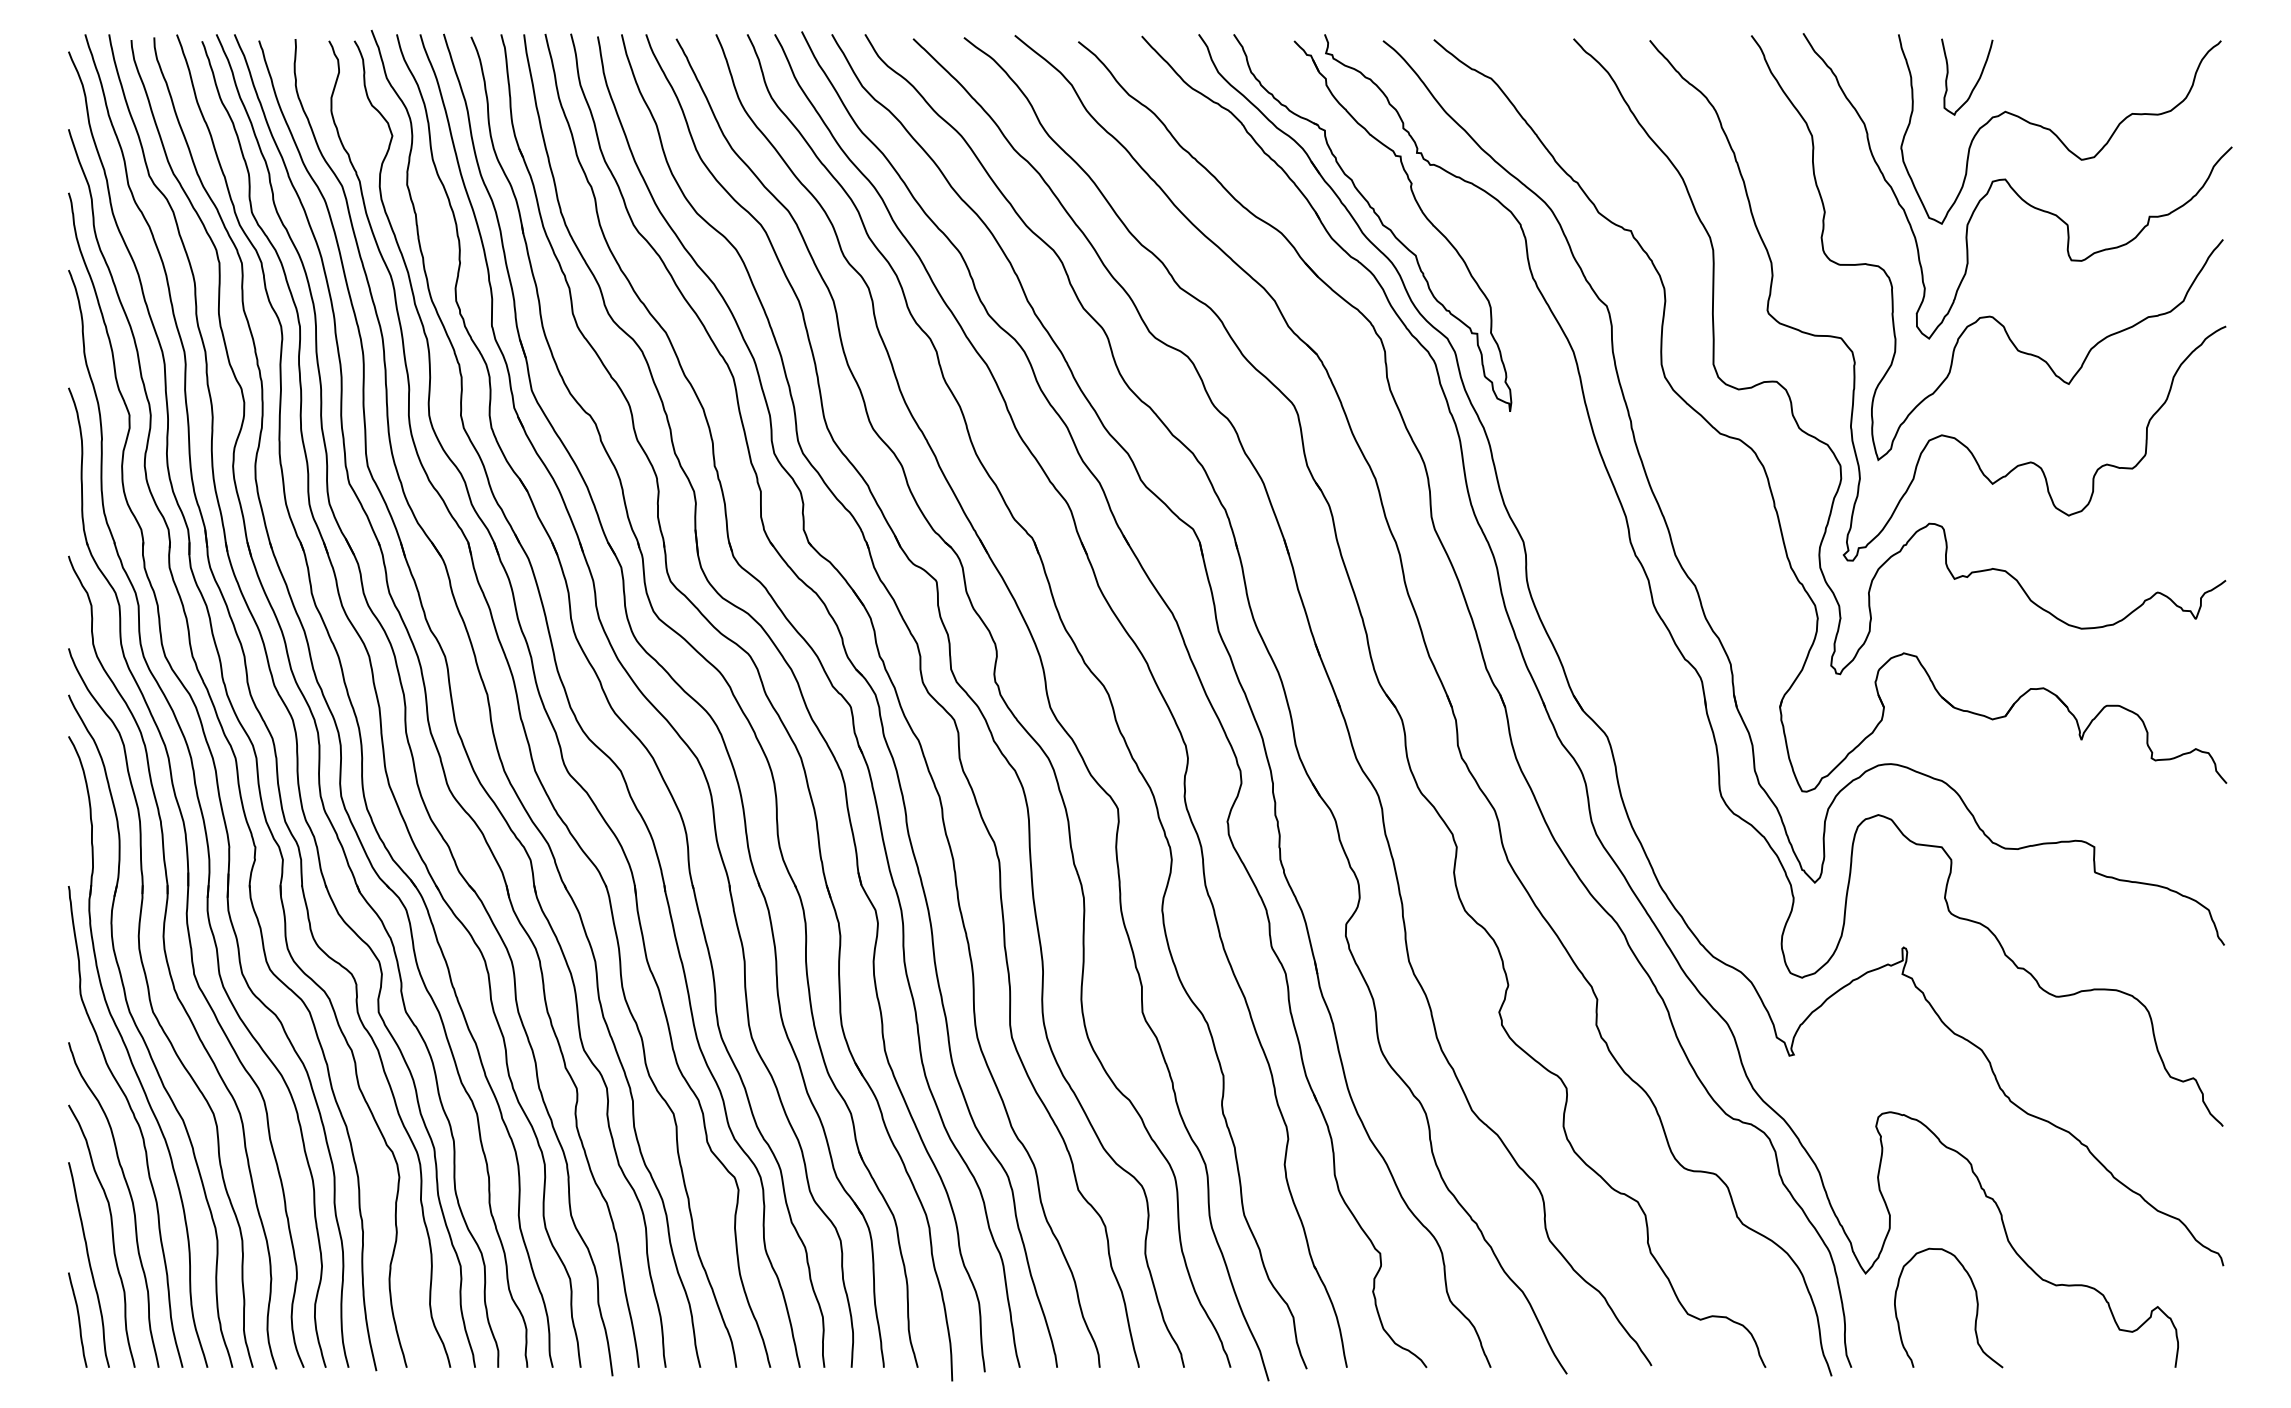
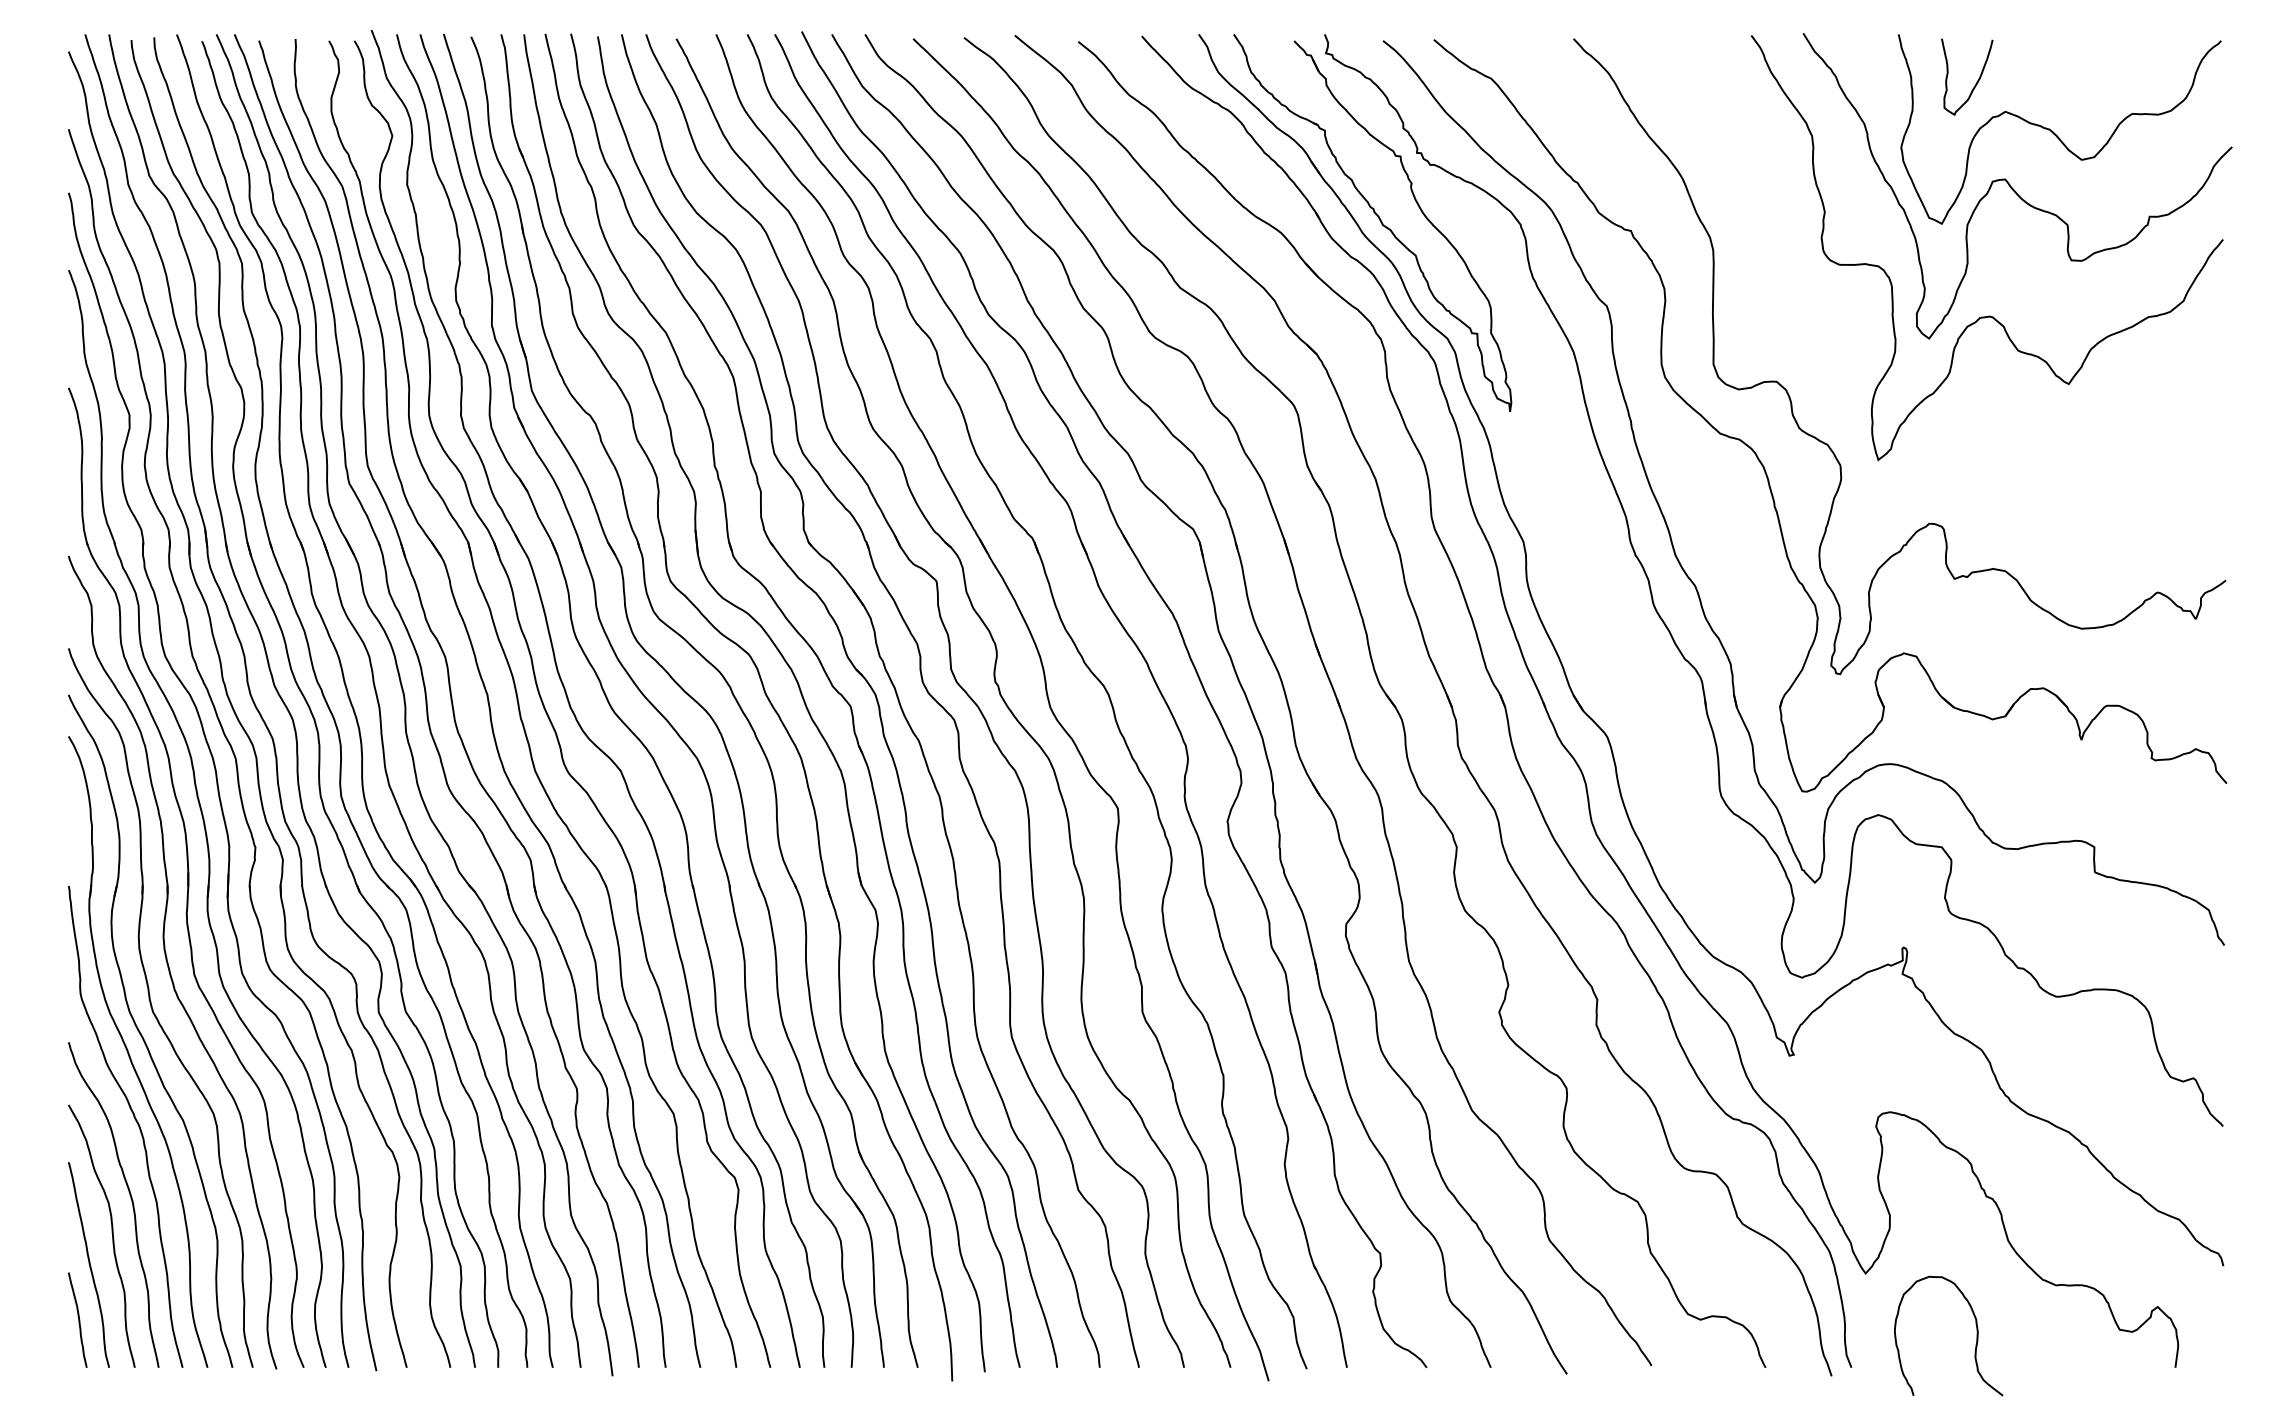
curve: present -> none (1853, 351)
curve position: (1976, 1307) -> (1976, 1335) (1976, 1335)
